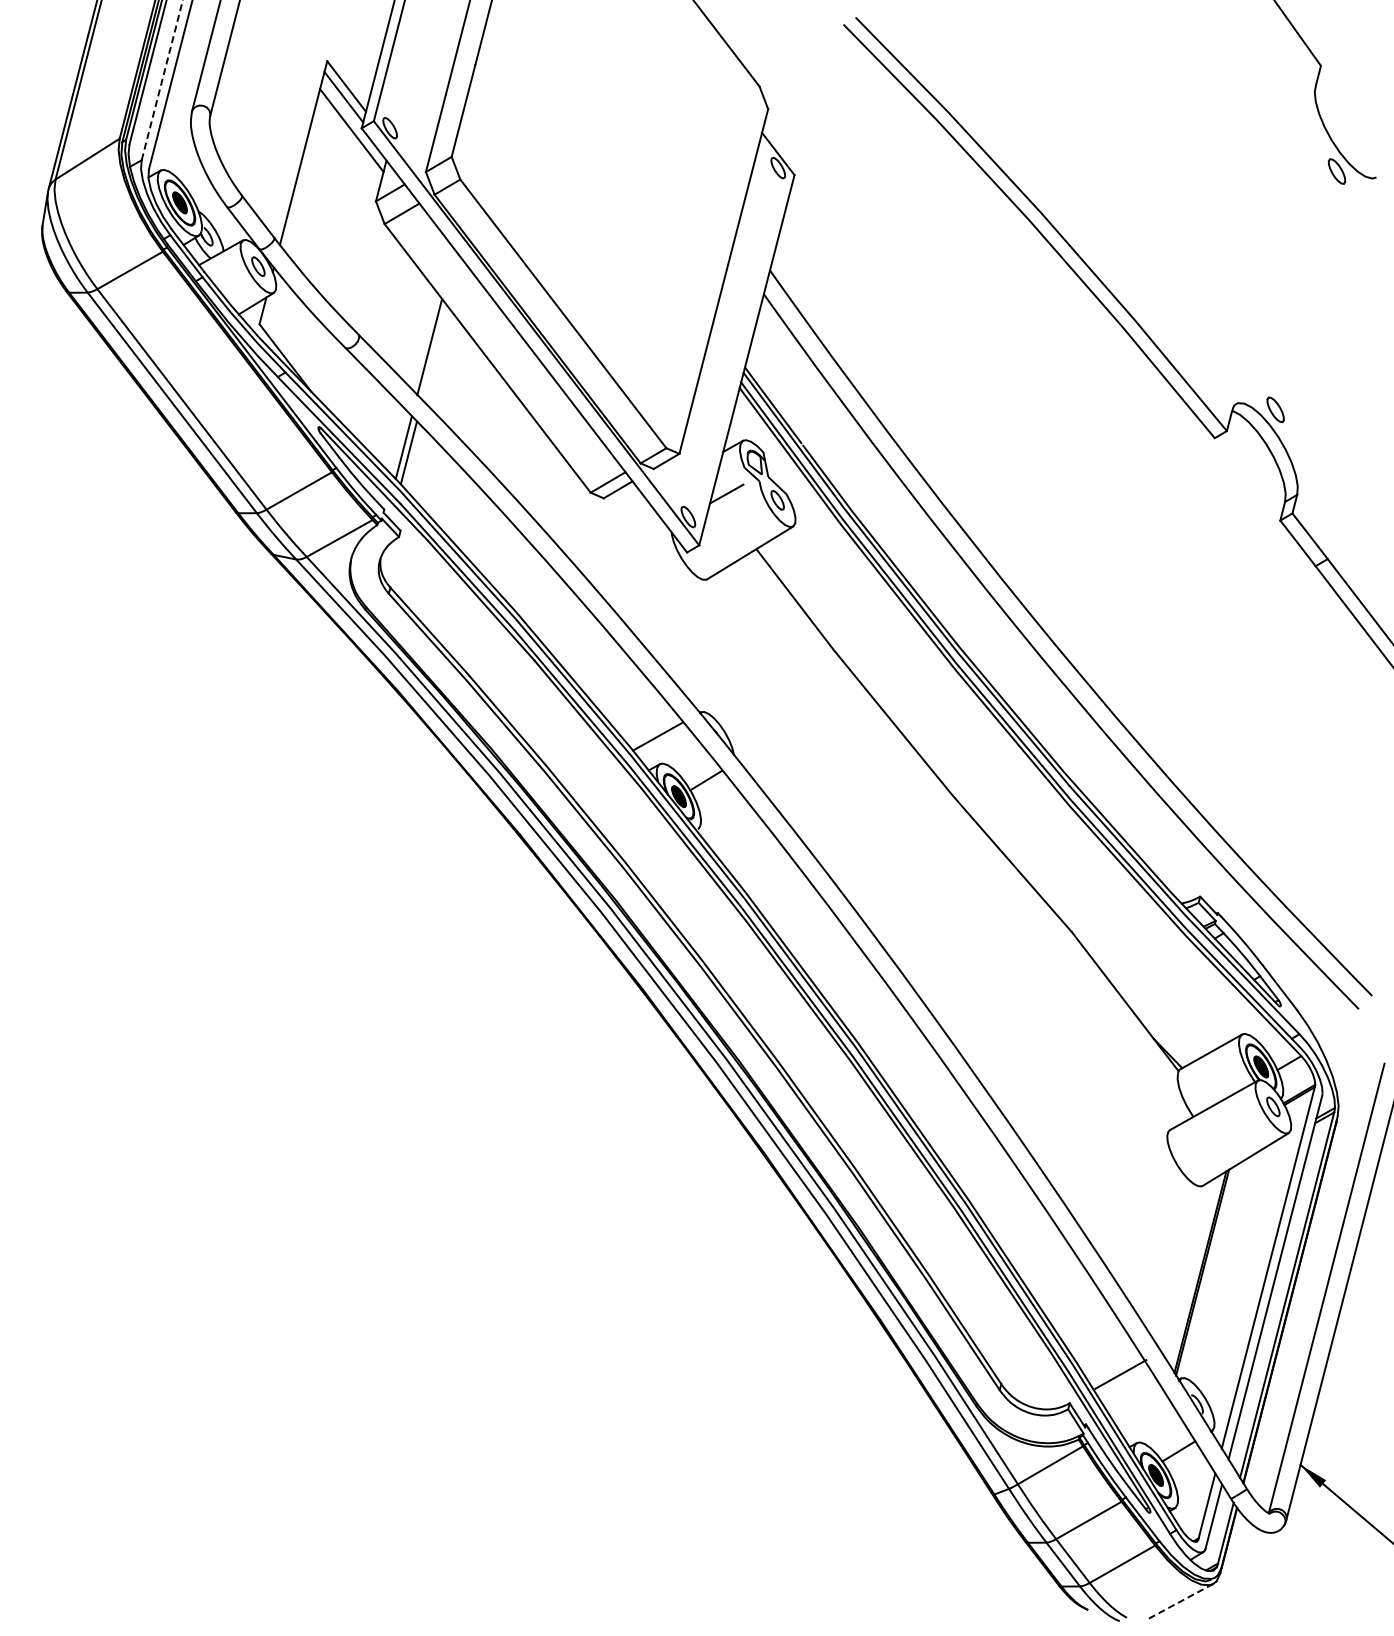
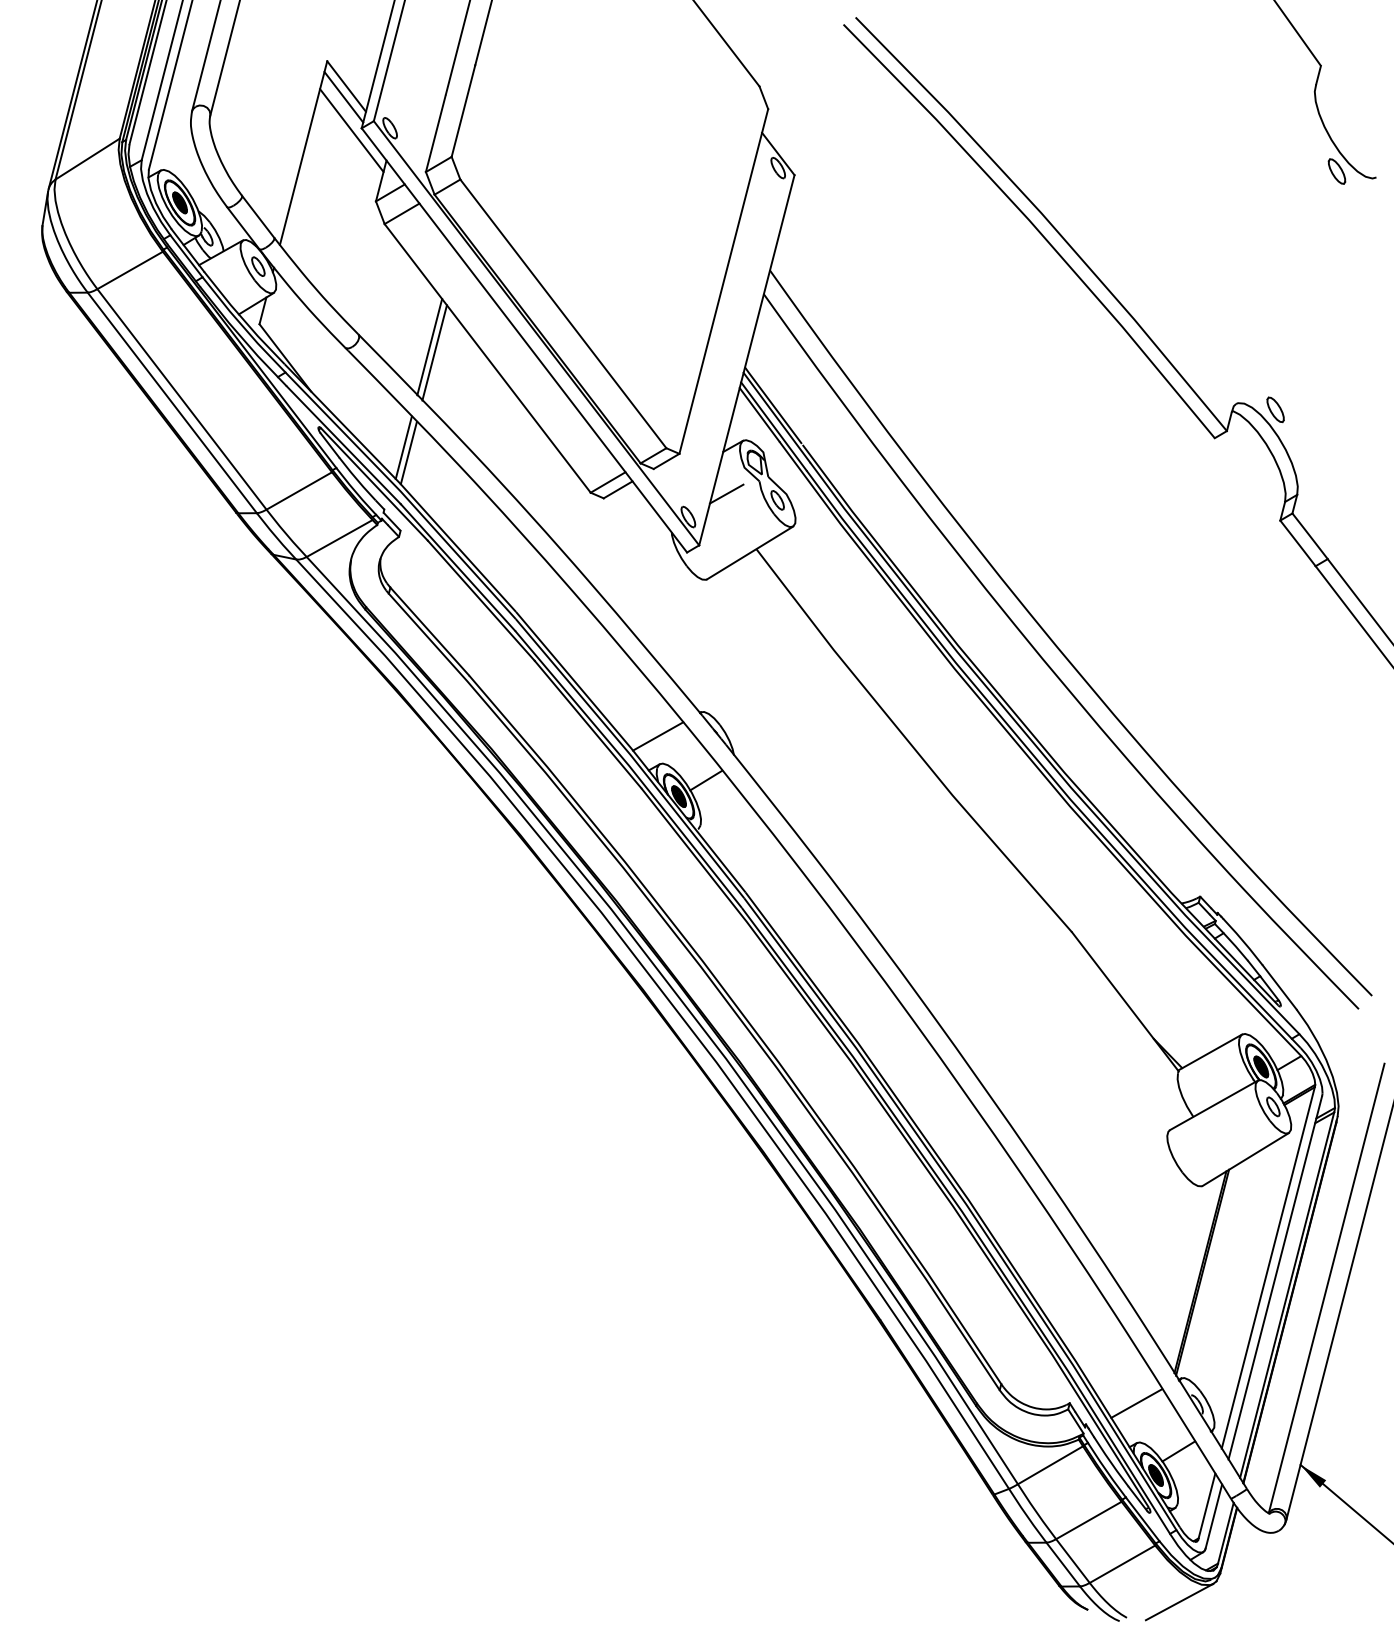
line: dashed -> solid (162, 79)
line: none -> present (434, 352)
line position: (1120, 1374) -> (1136, 1403) (1136, 1403)
line: dashed -> solid (1179, 1602)
